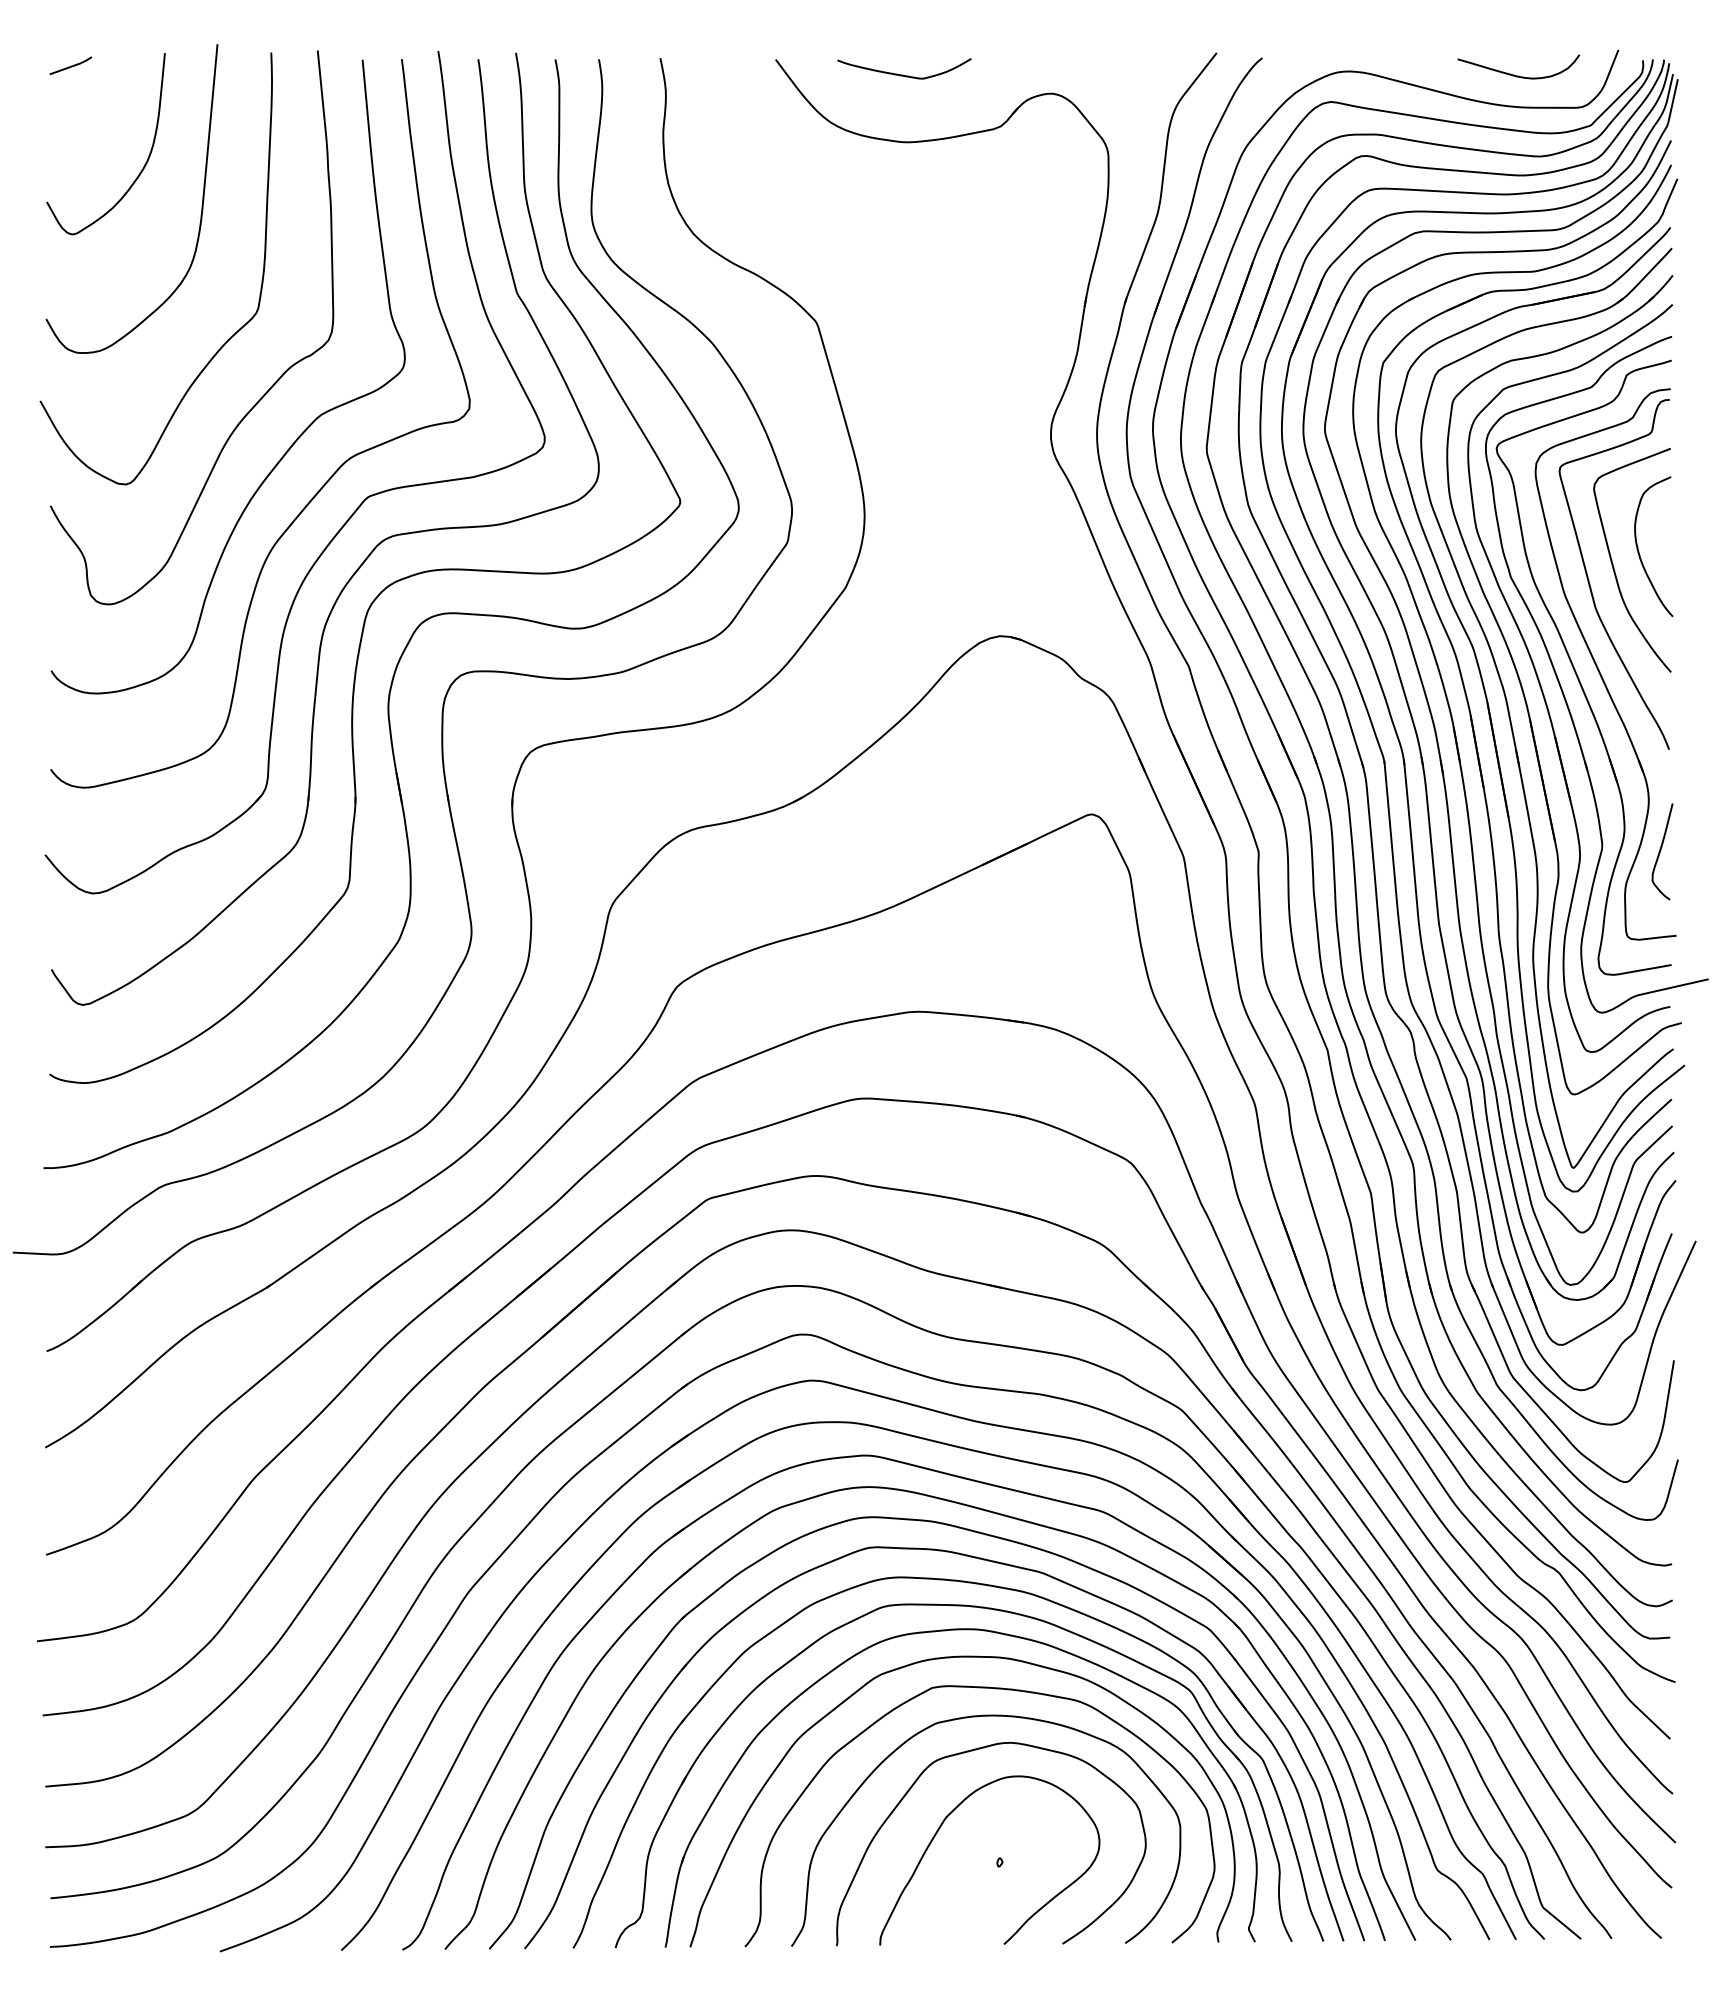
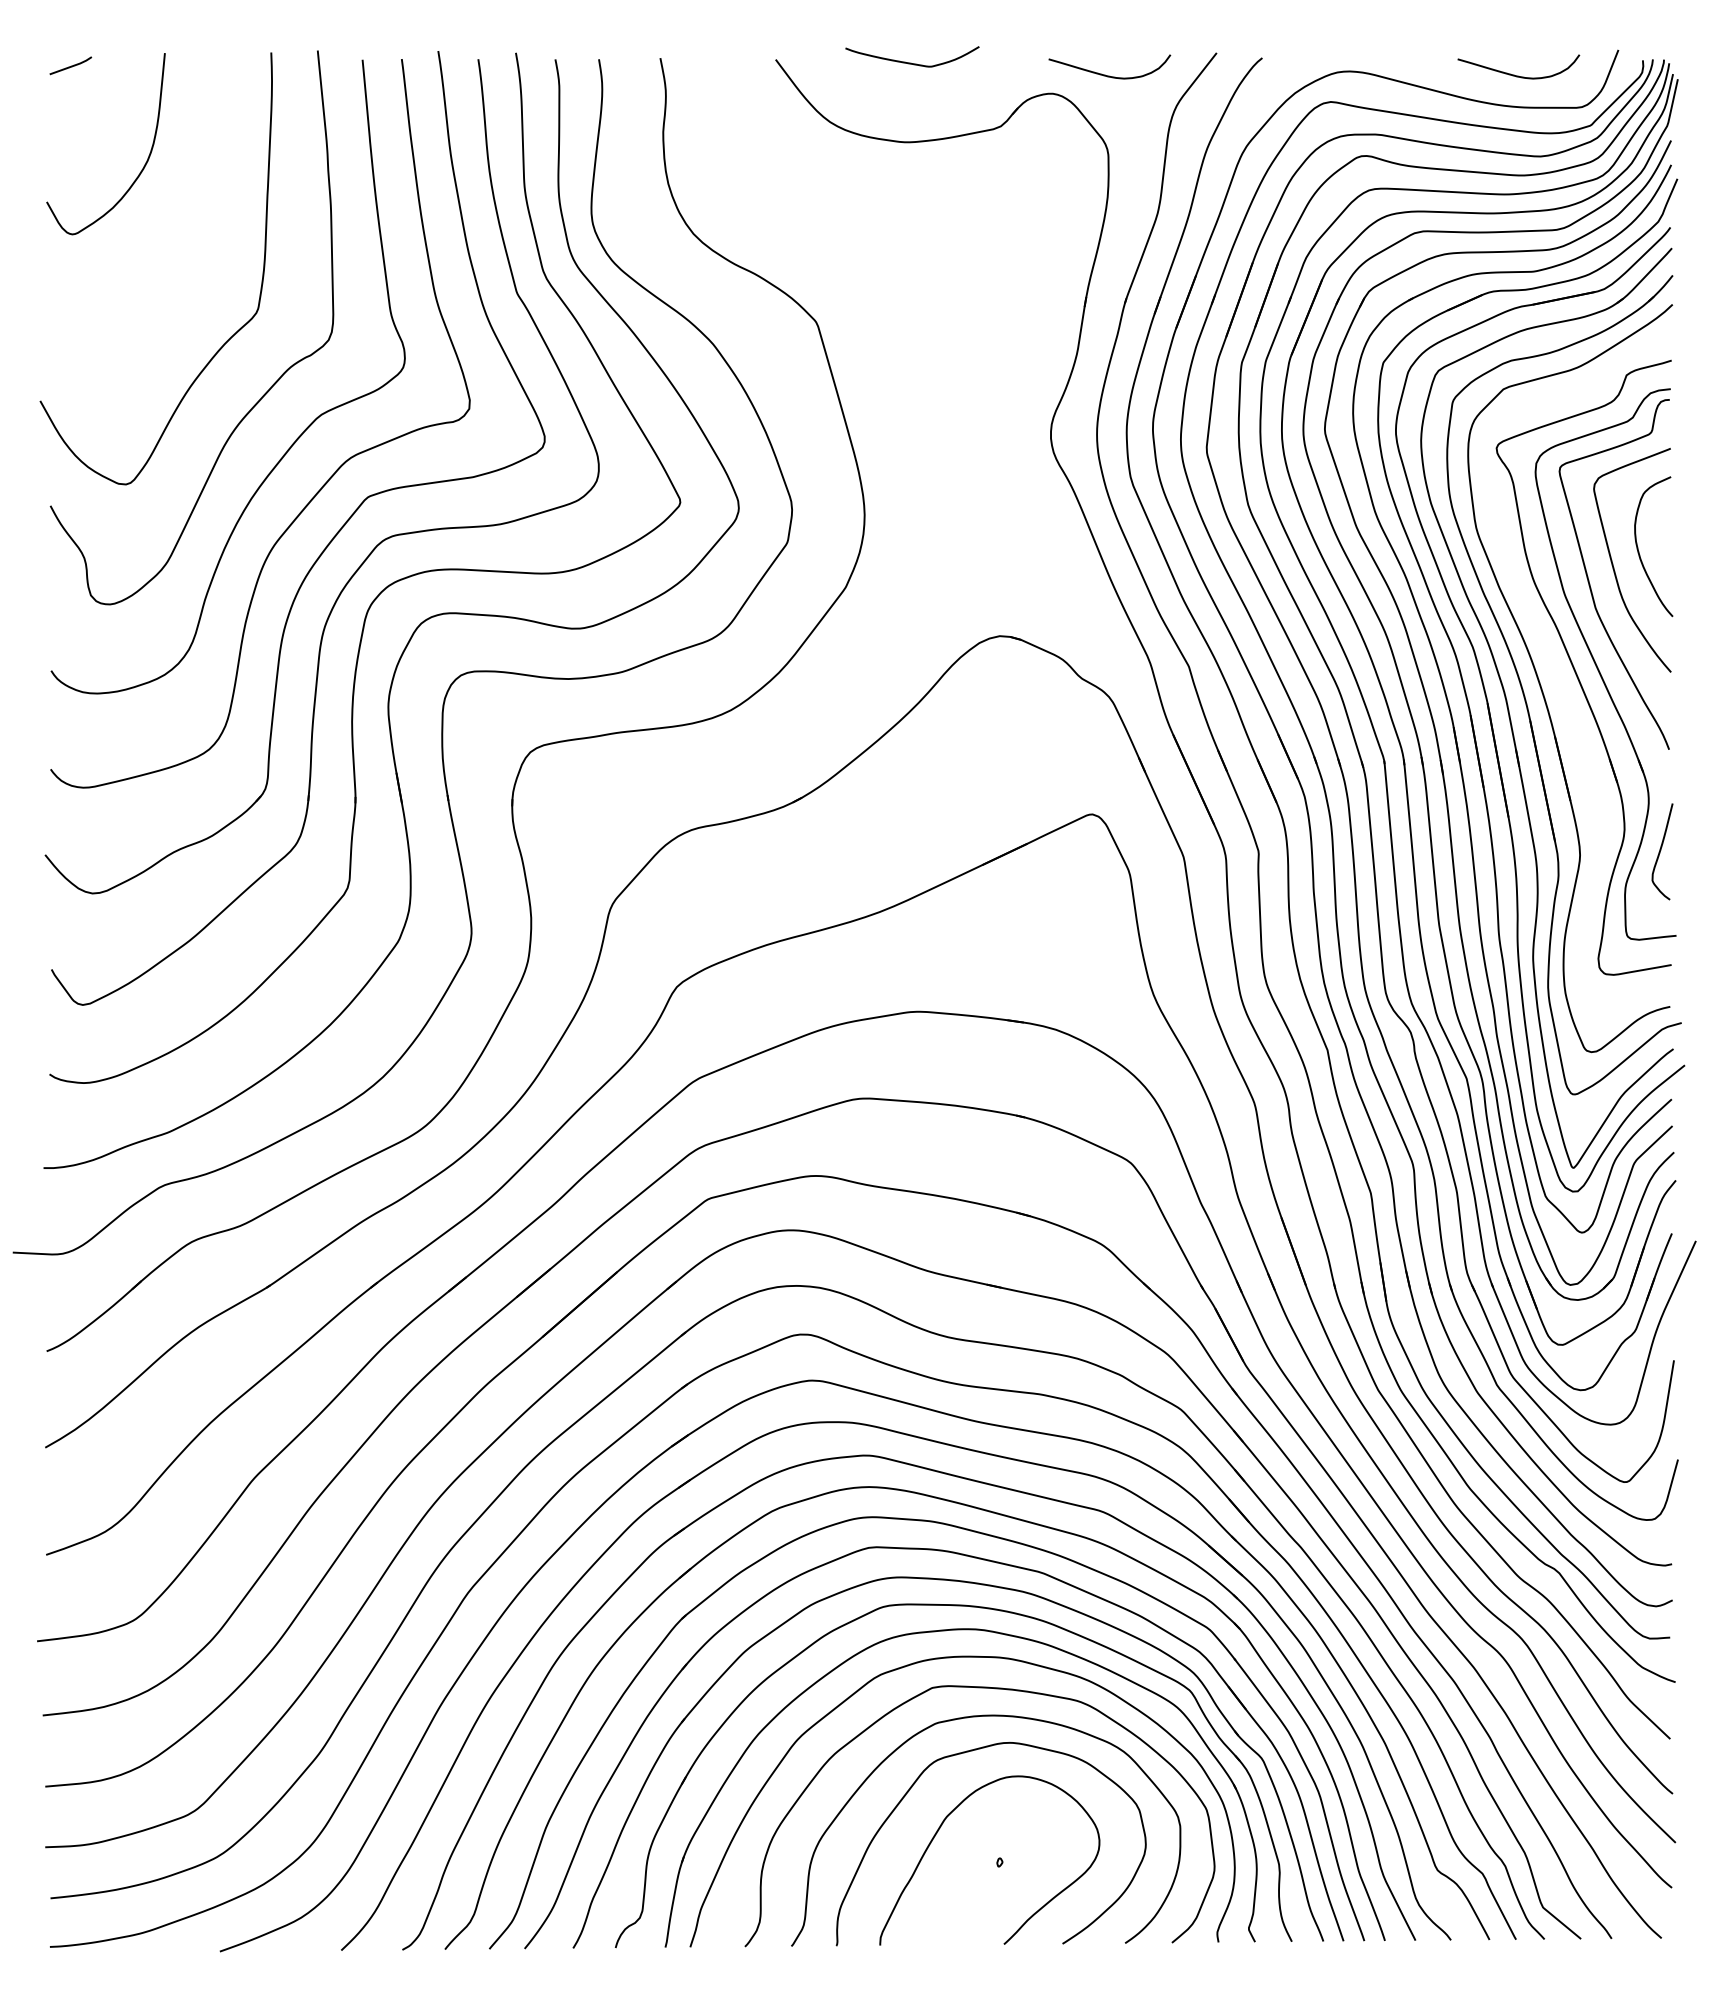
curve position: (903, 74) -> (911, 62) (911, 62)
curve: none -> present (1105, 74)
curve: present -> none (201, 204)
part: present -> none (1561, 685)
